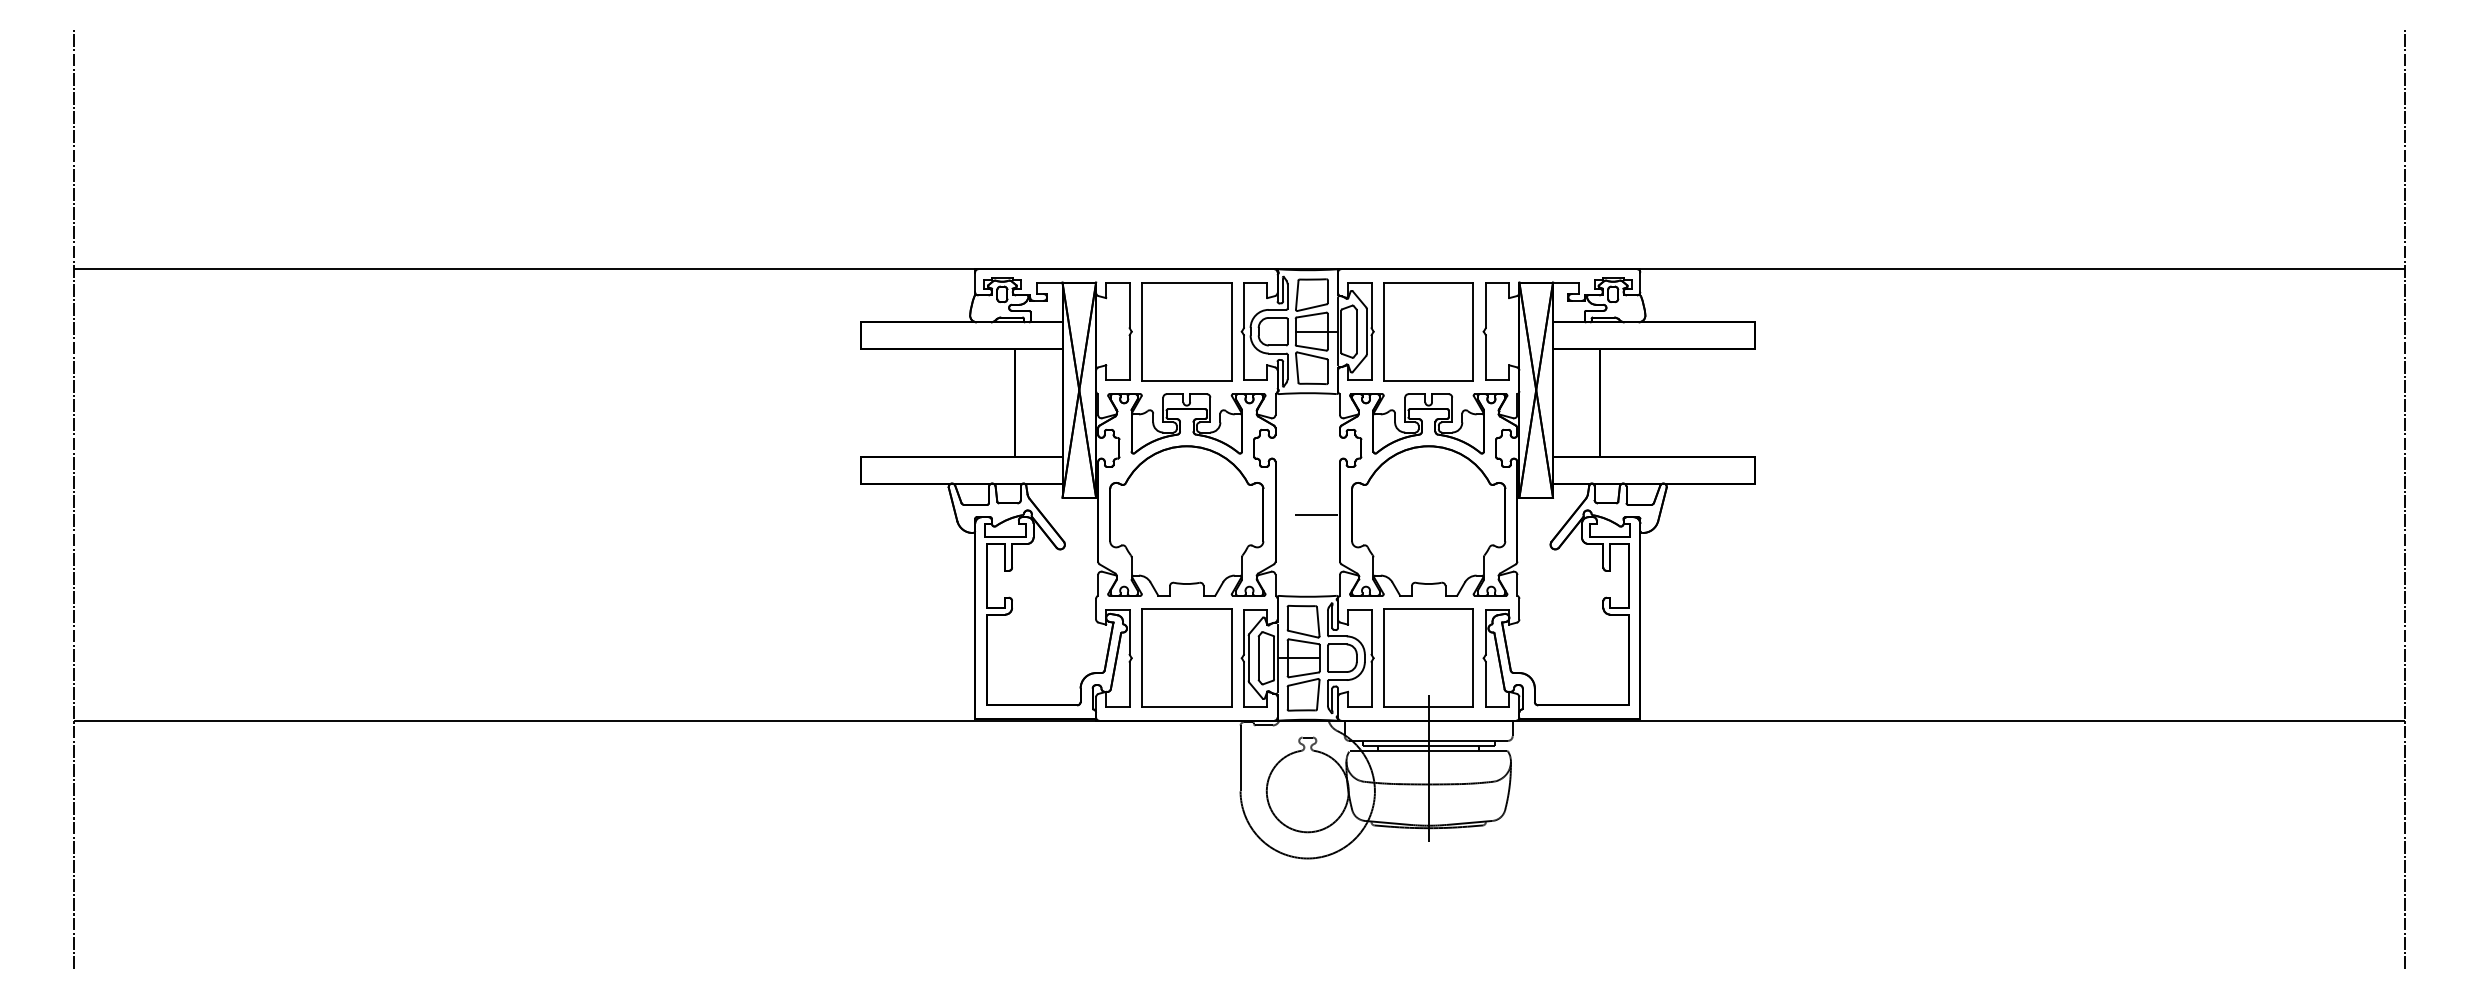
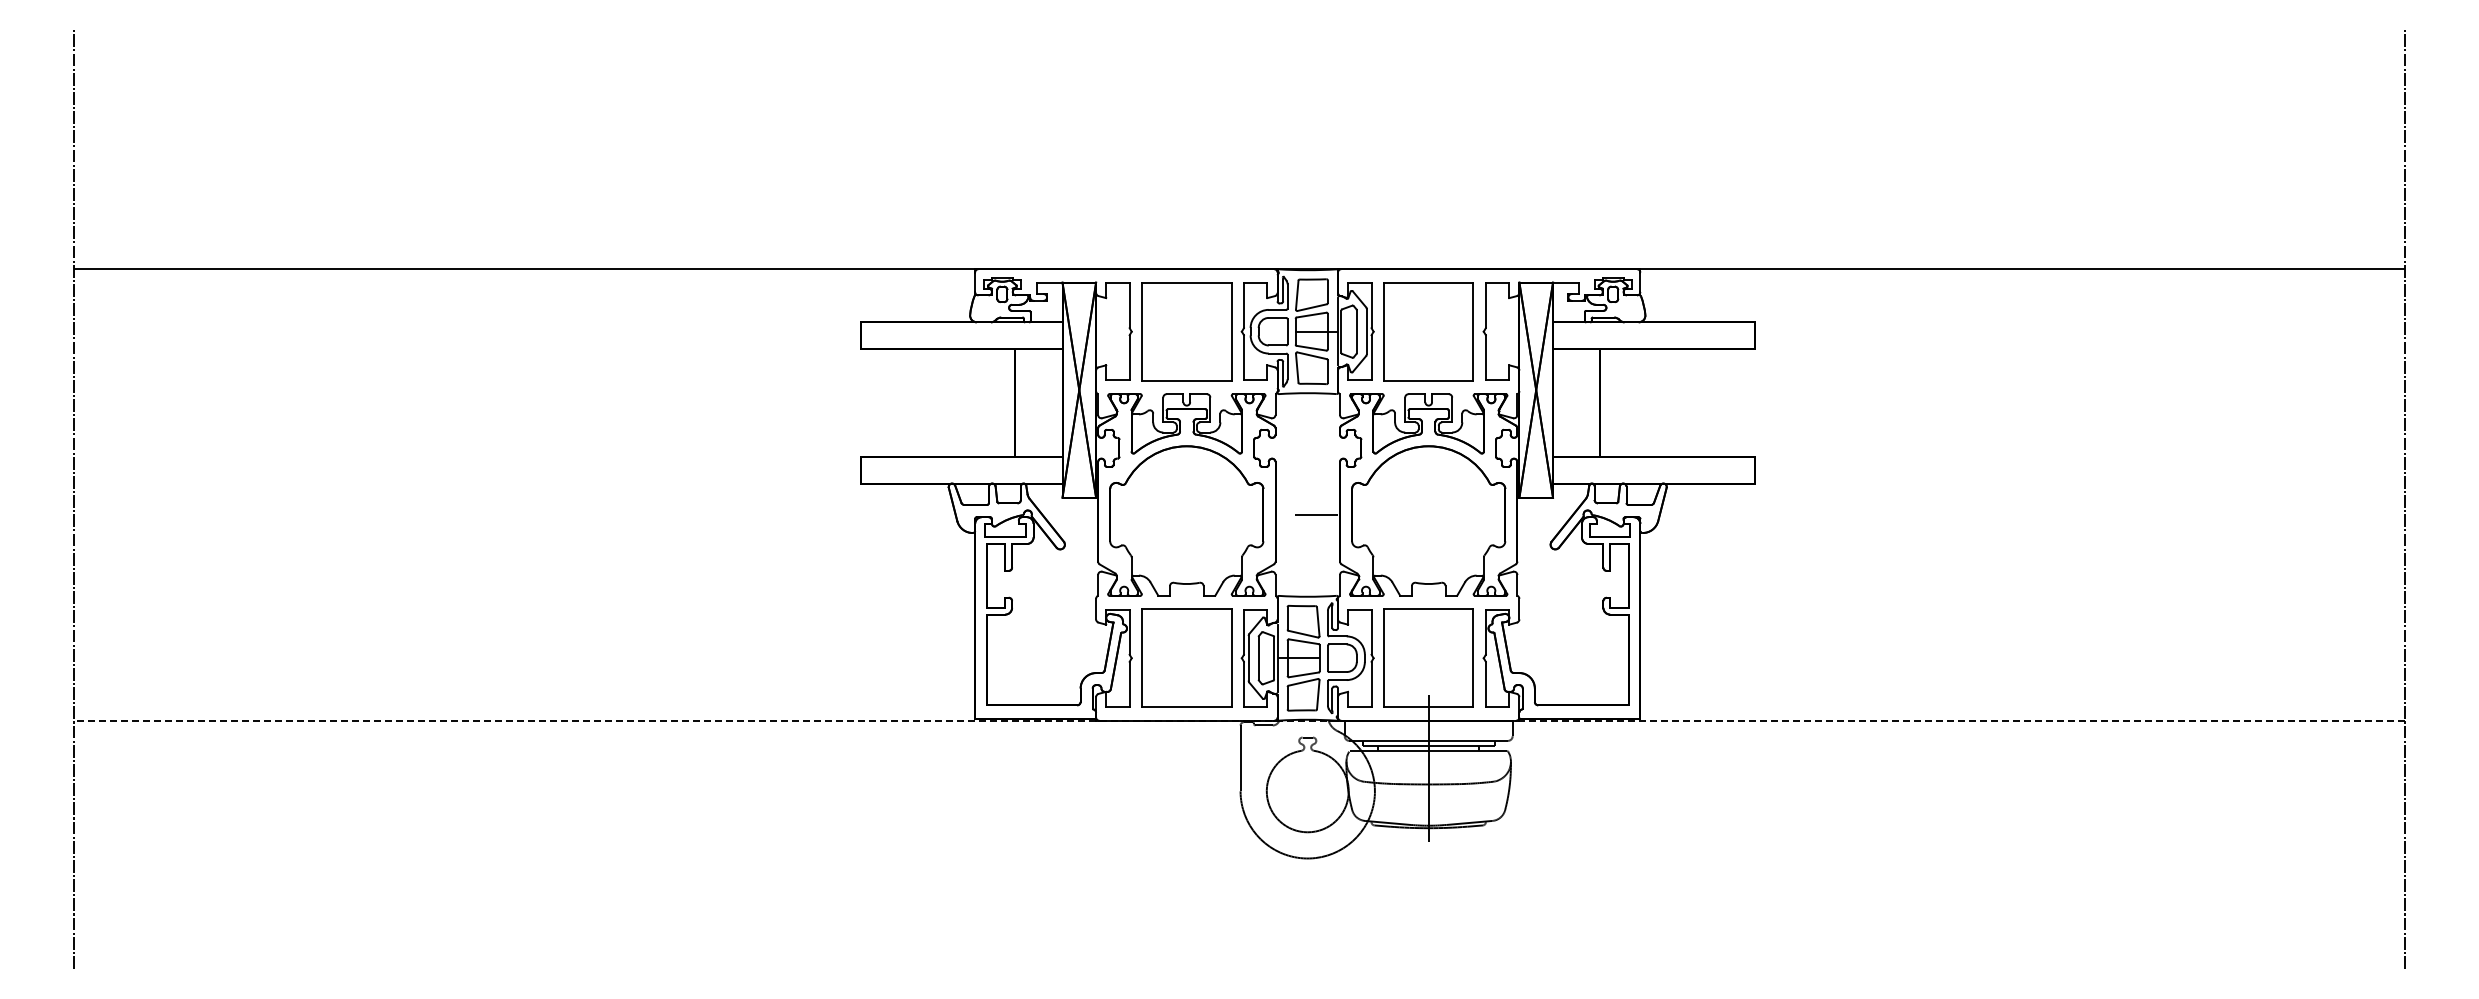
line: solid -> dashed (1238, 720)
